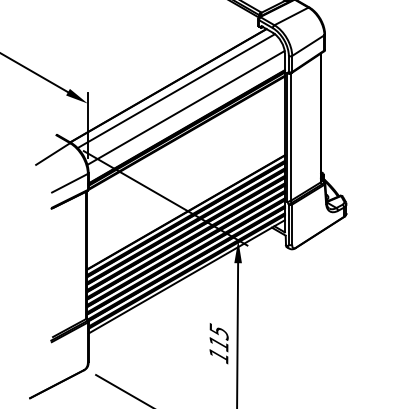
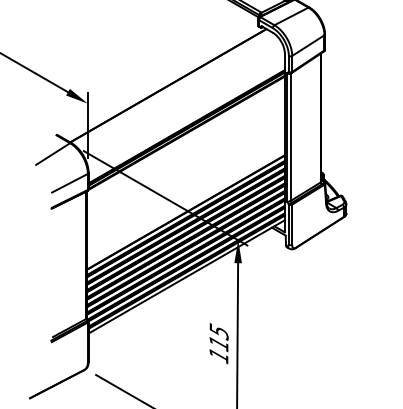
line: present -> none (175, 91)
line: present -> none (185, 107)
